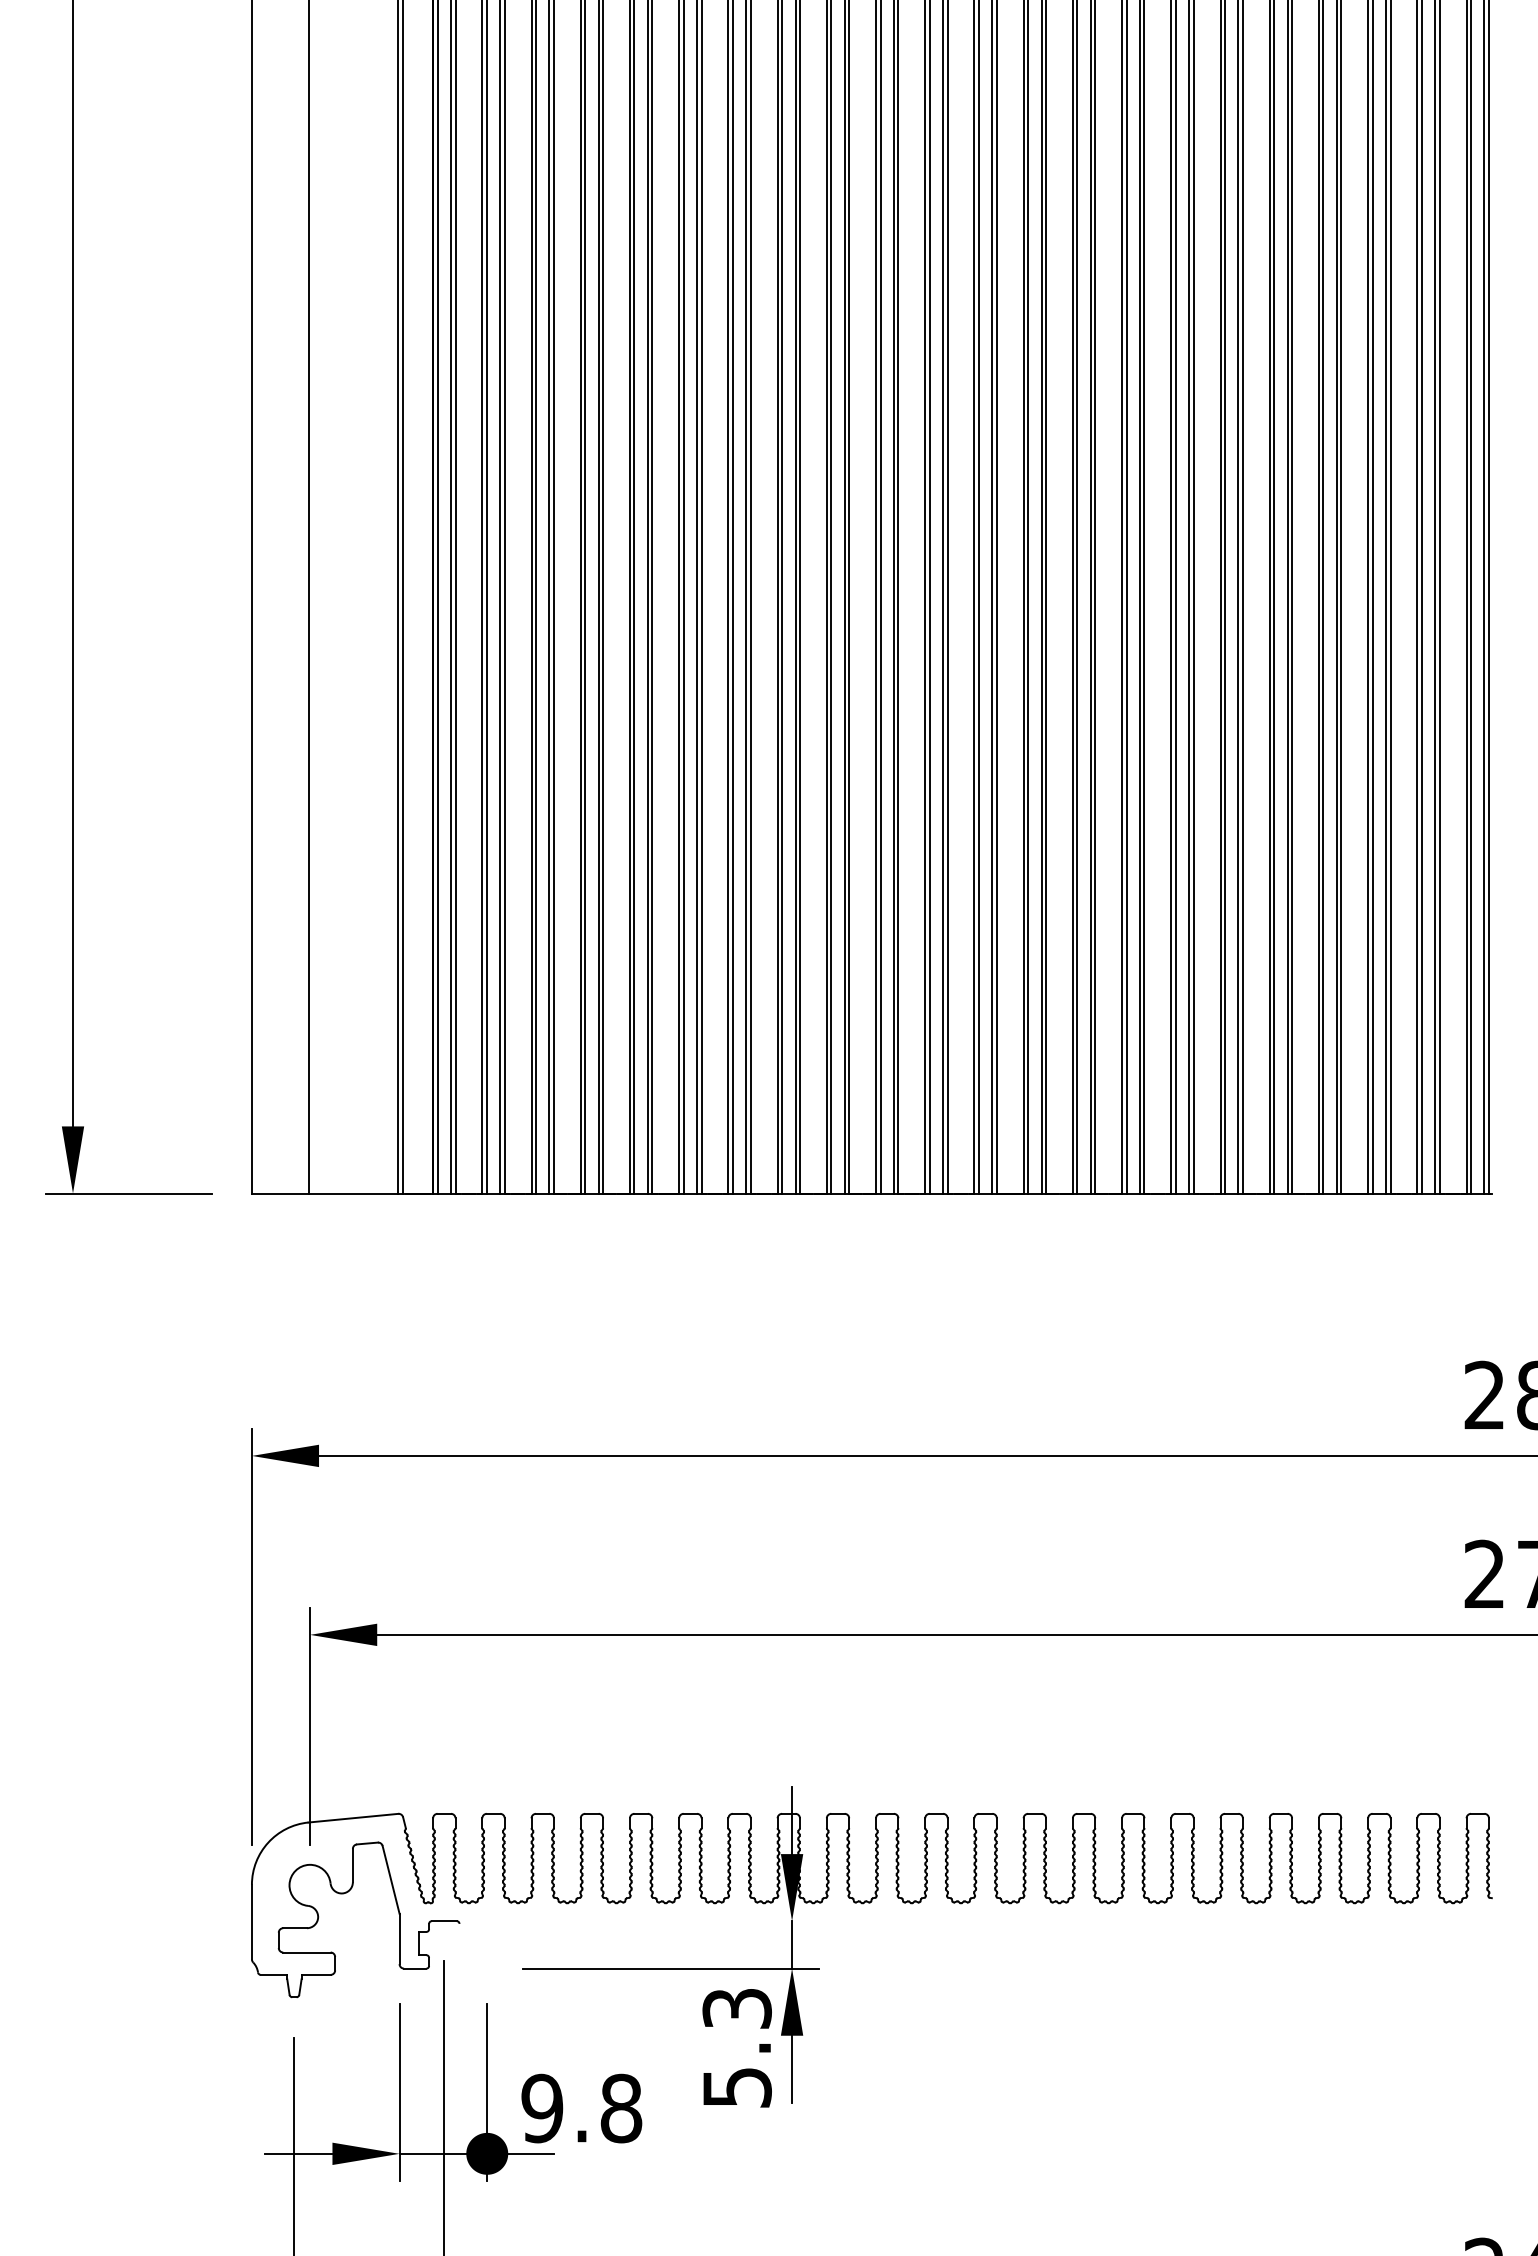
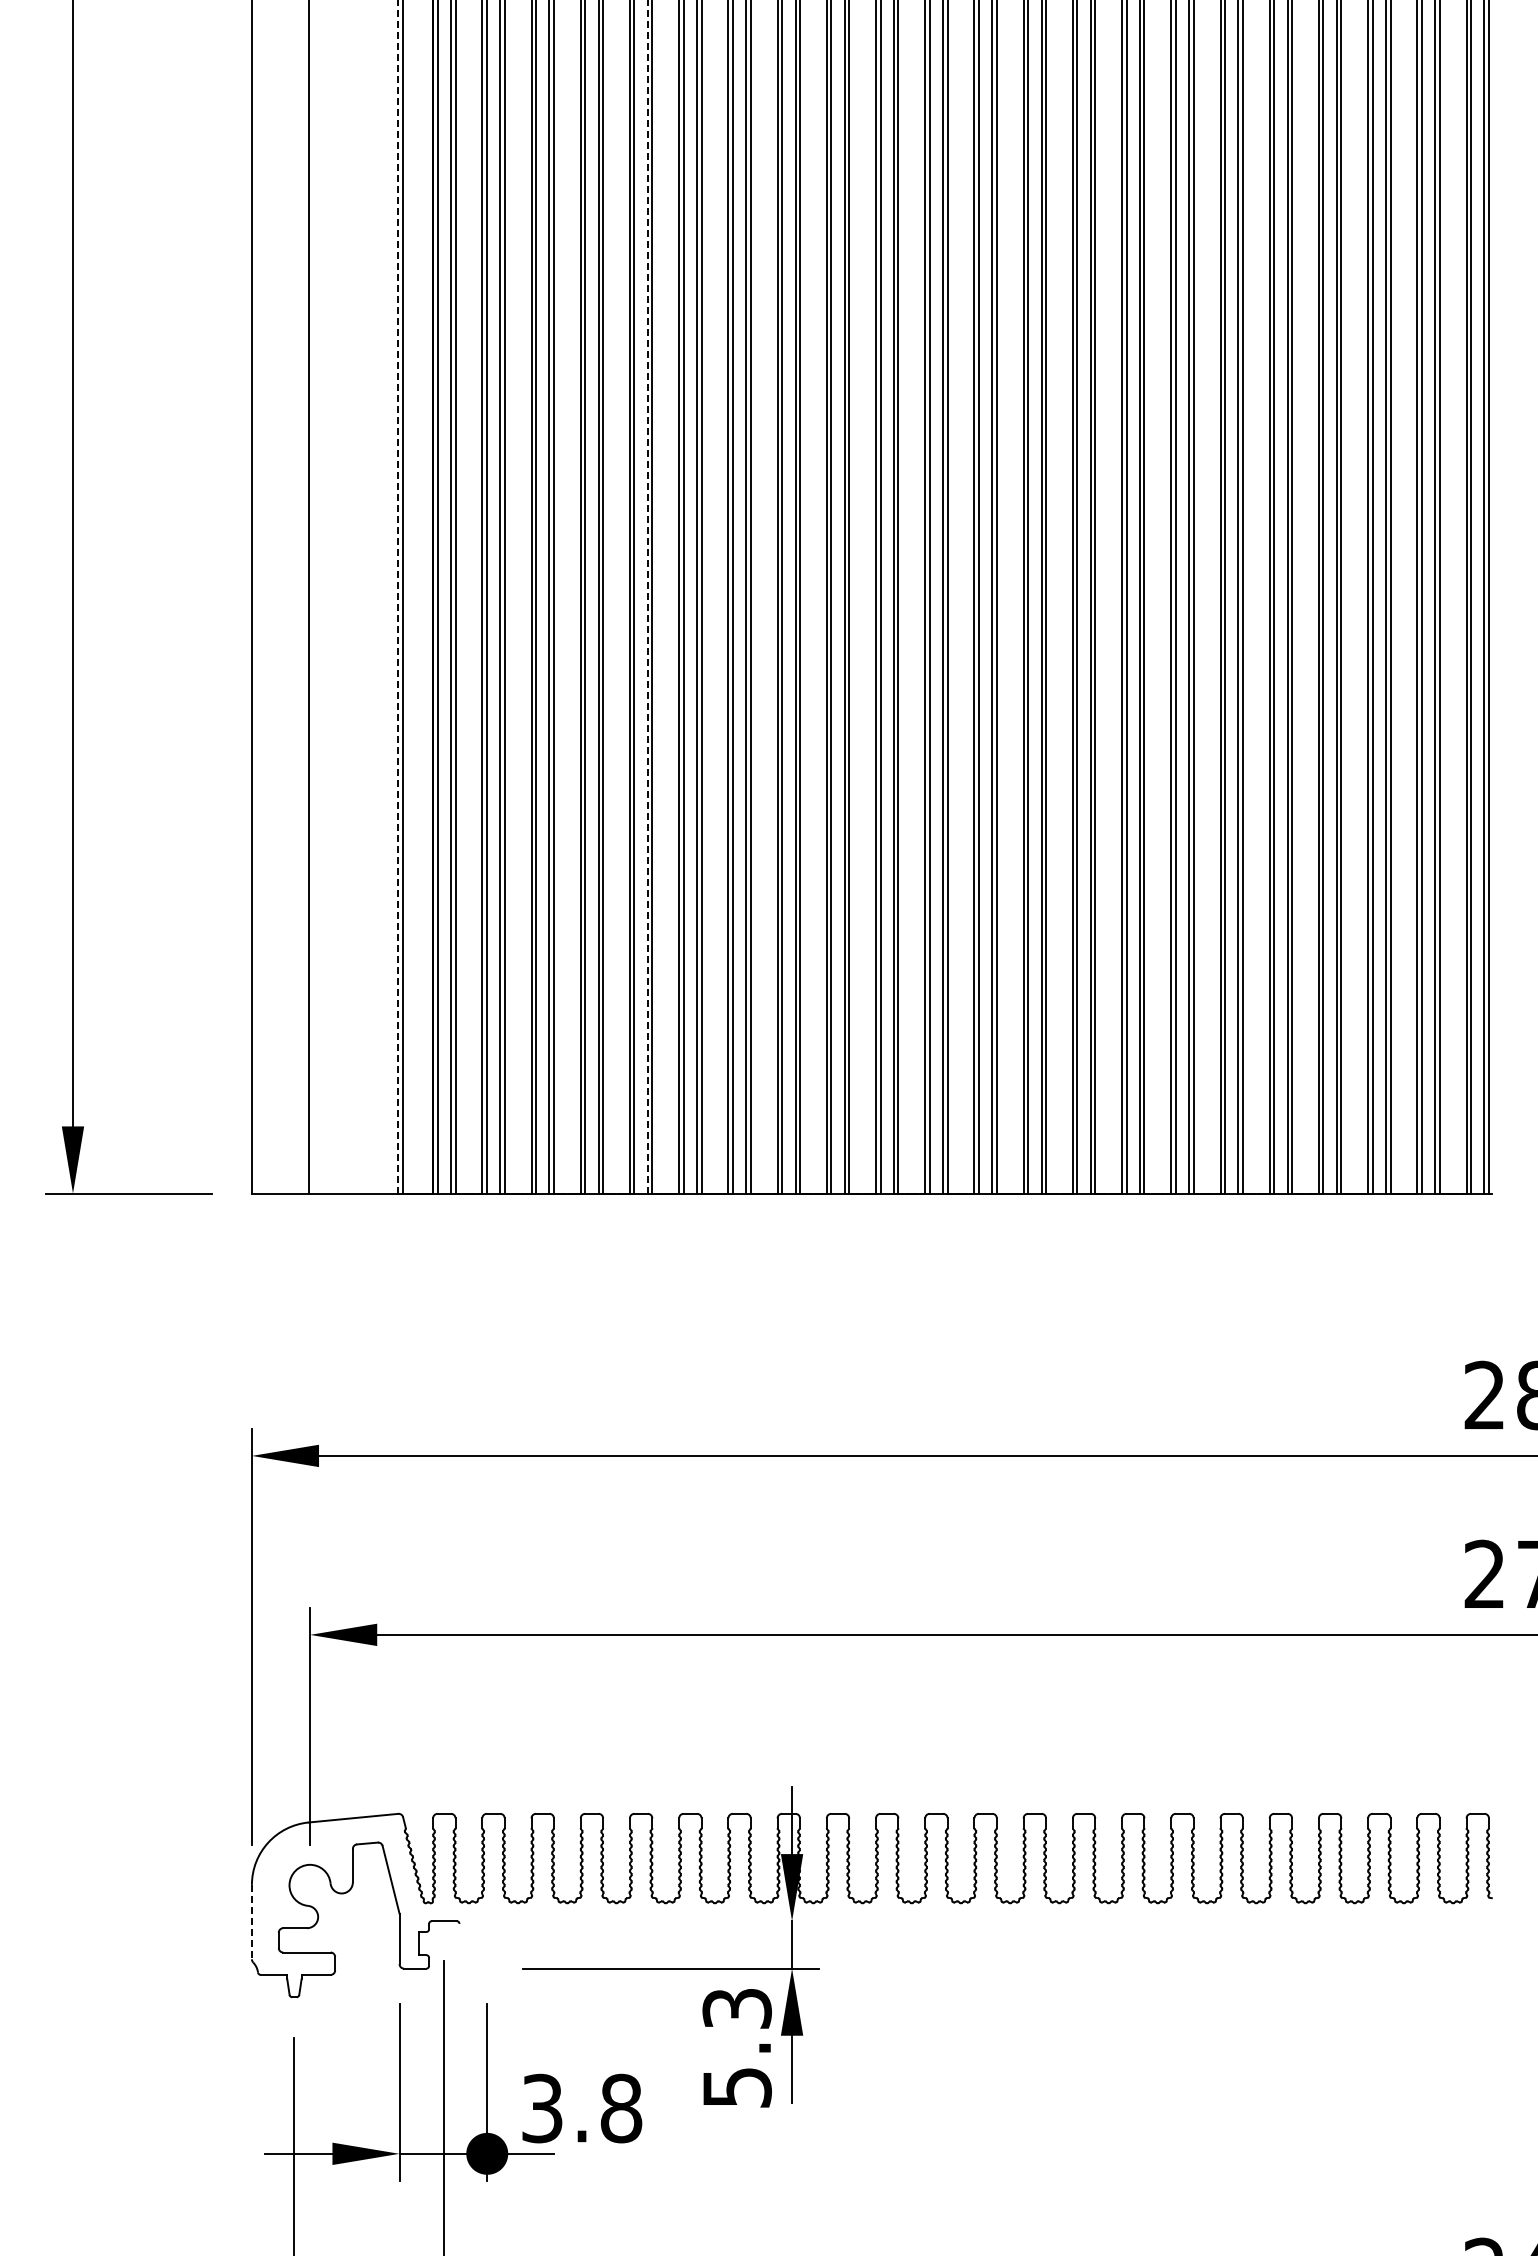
line: solid -> dashed (398, 596)
line: solid -> dashed (647, 596)
line: solid -> dashed (251, 1922)
text: 9.8 -> 3.8 (542, 2108)
